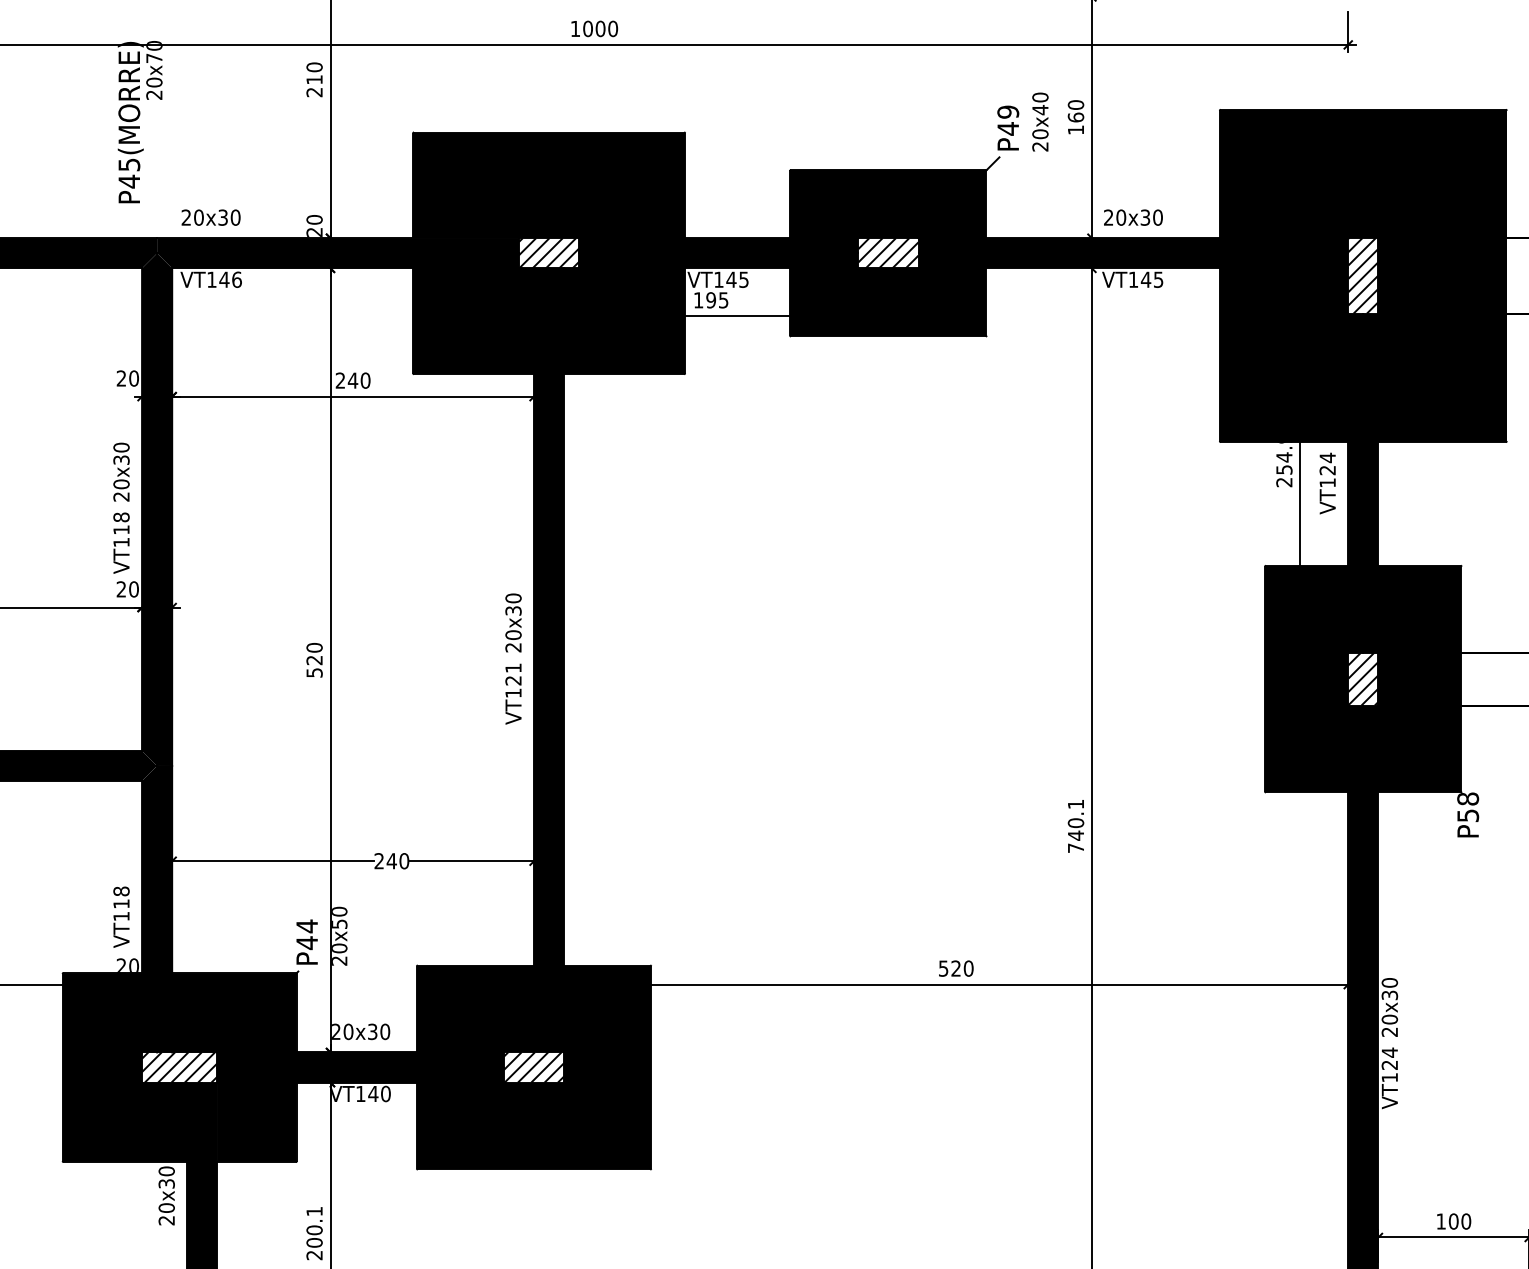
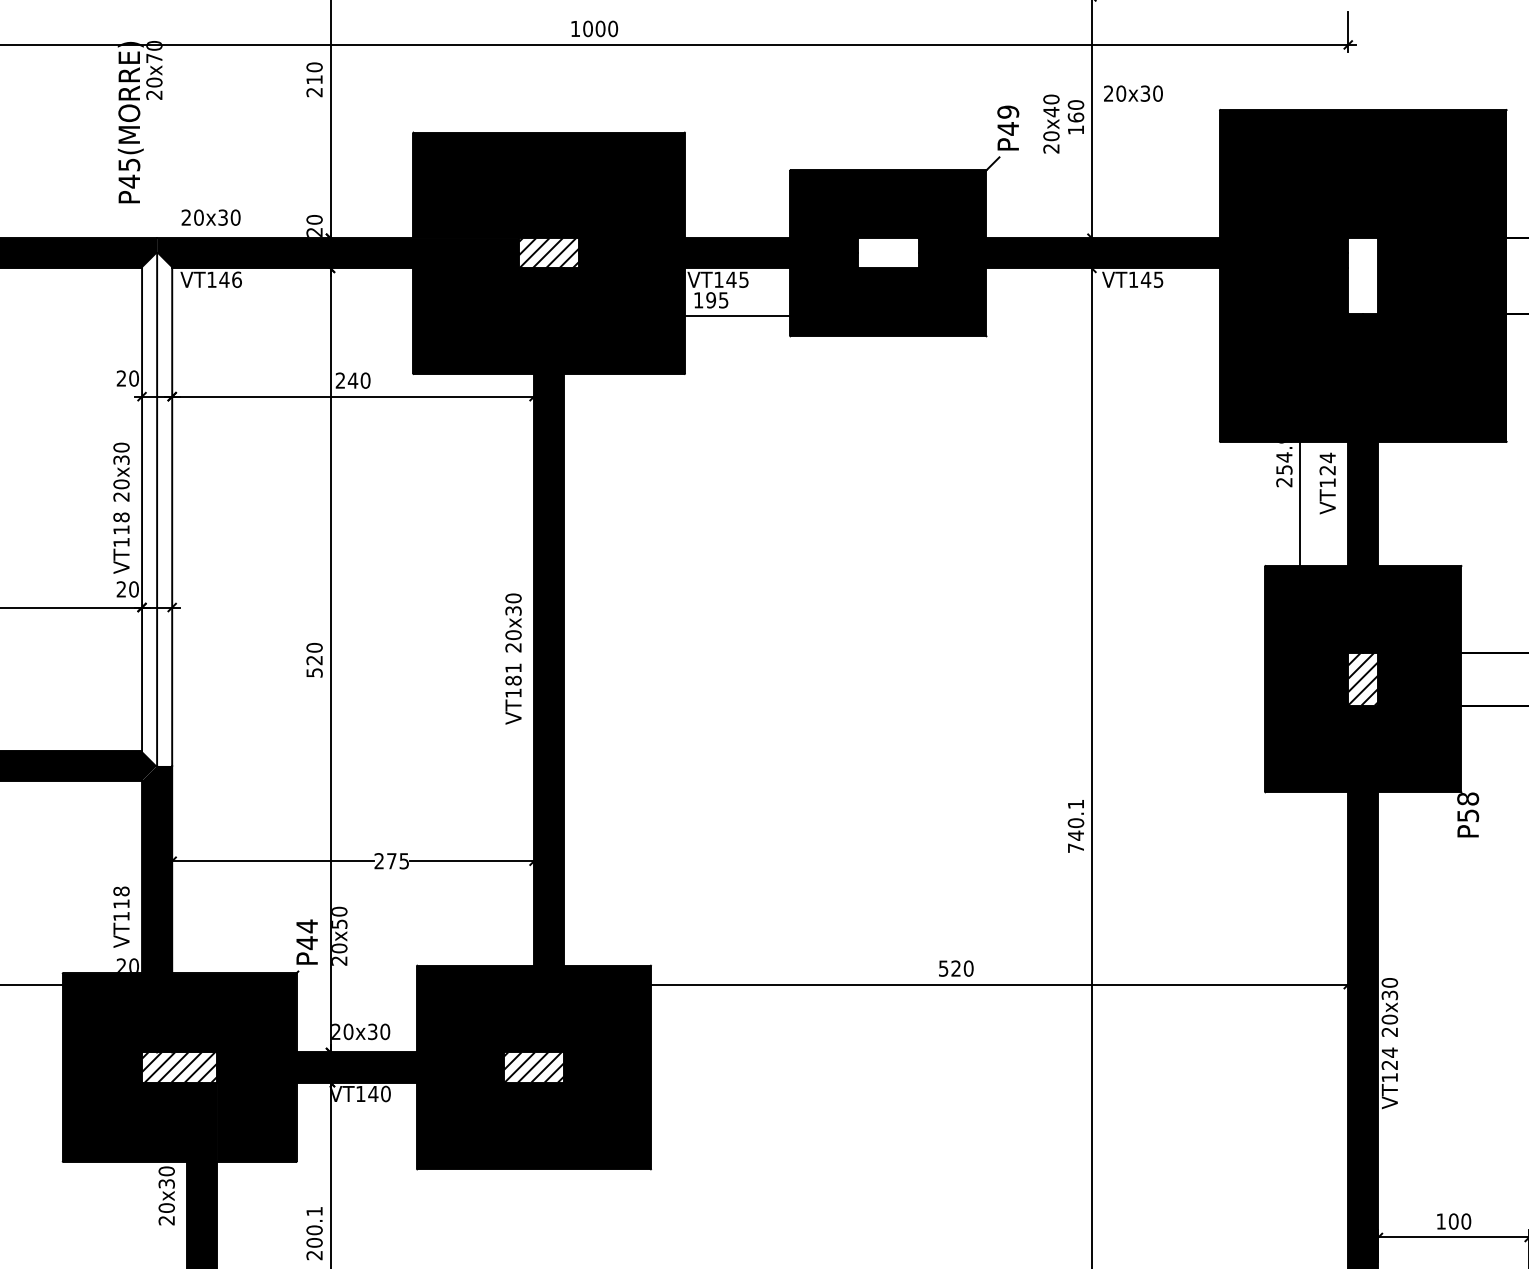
text position: (1040, 121) -> (1051, 123) (1051, 123)
text position: (1133, 217) -> (1133, 93) (1133, 93)
hatch: present -> none (888, 253)
hatch: present -> none (1363, 275)
fill: present -> none (157, 509)
text: VT121 -> VT181 (513, 680)
text: 240 -> 275 (397, 861)
